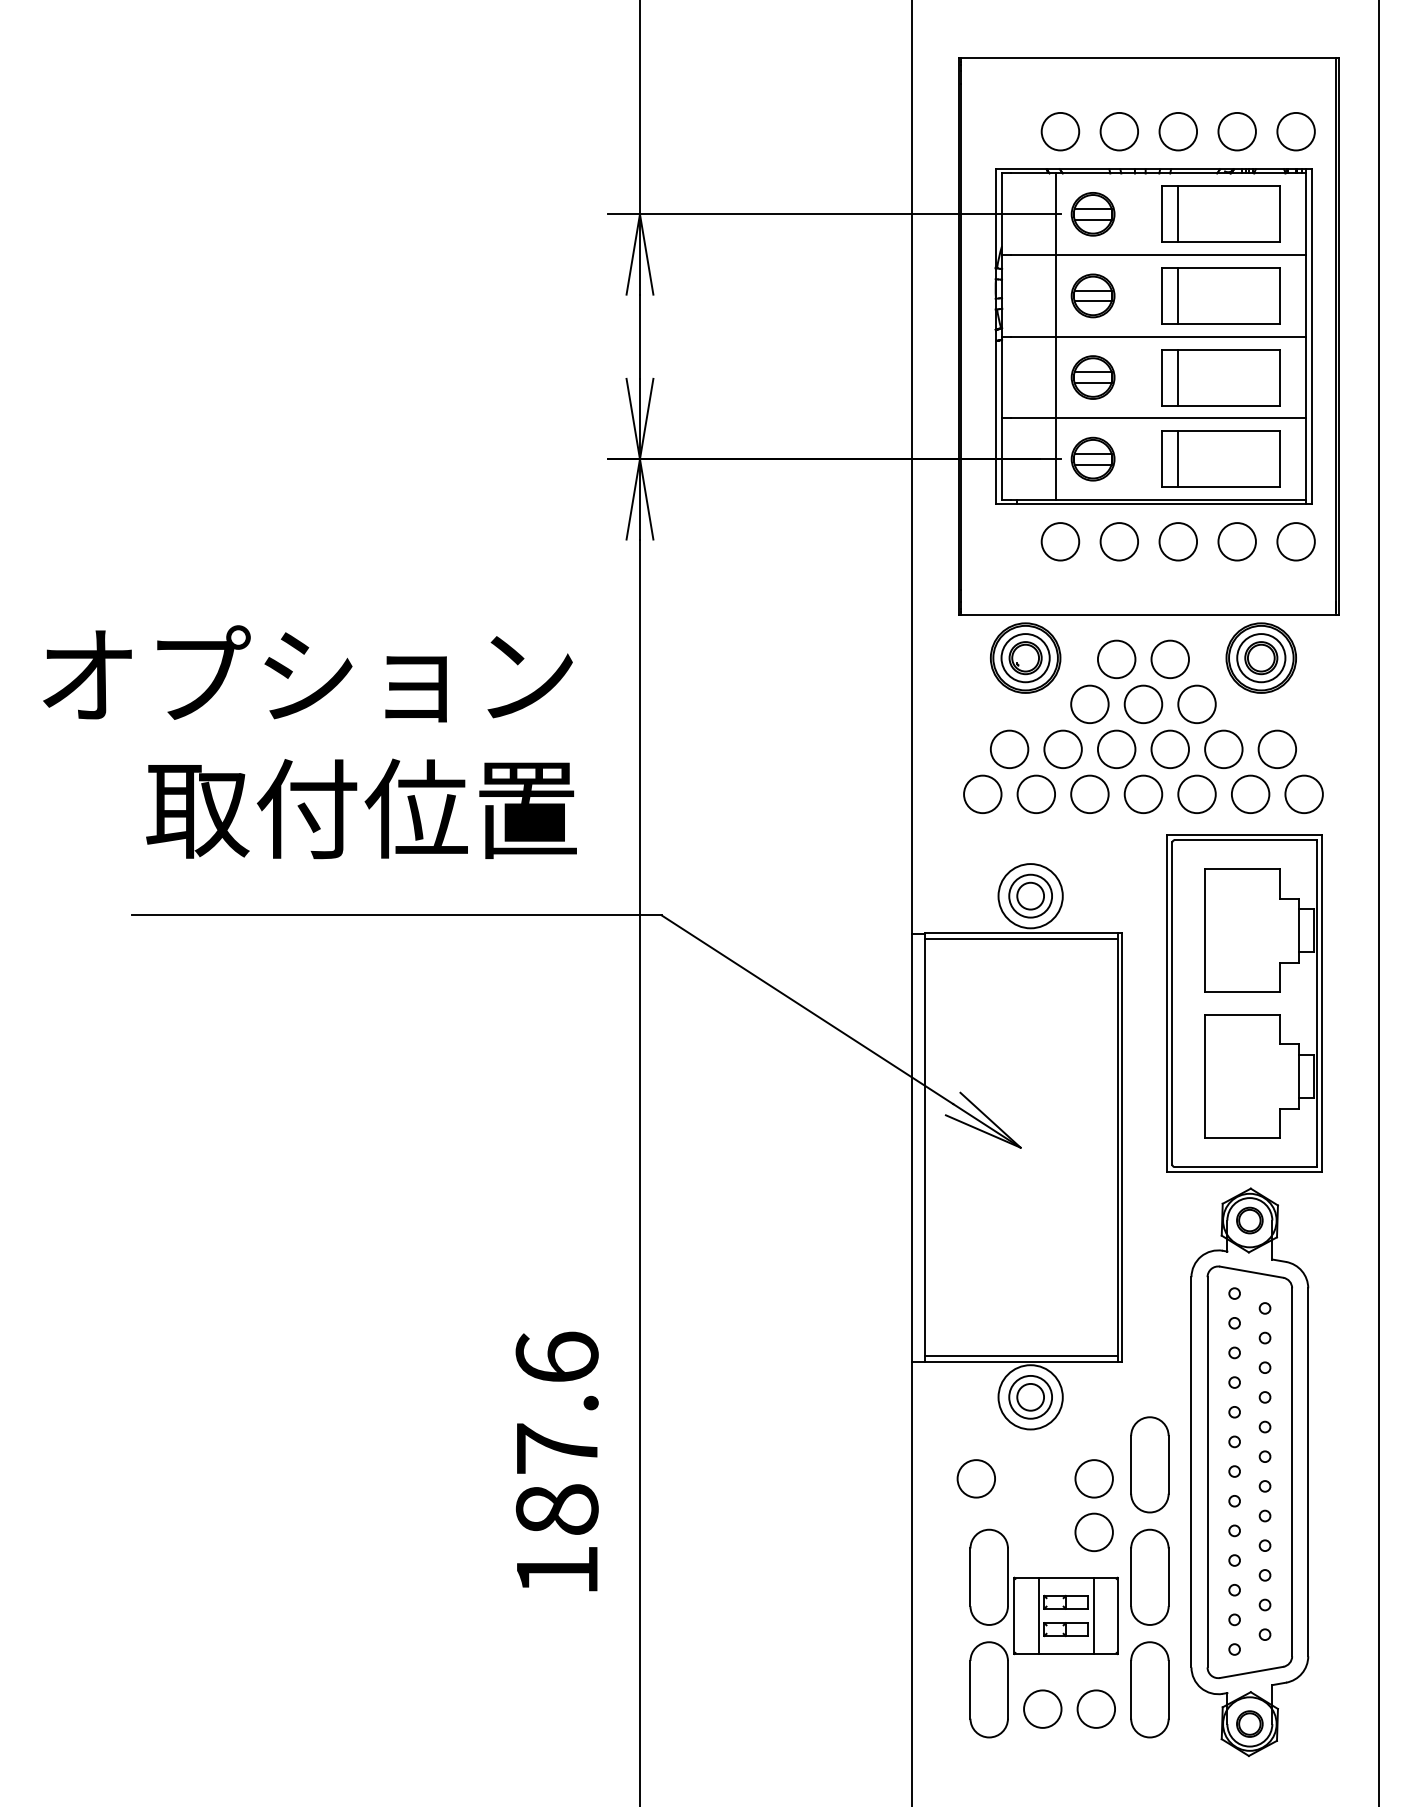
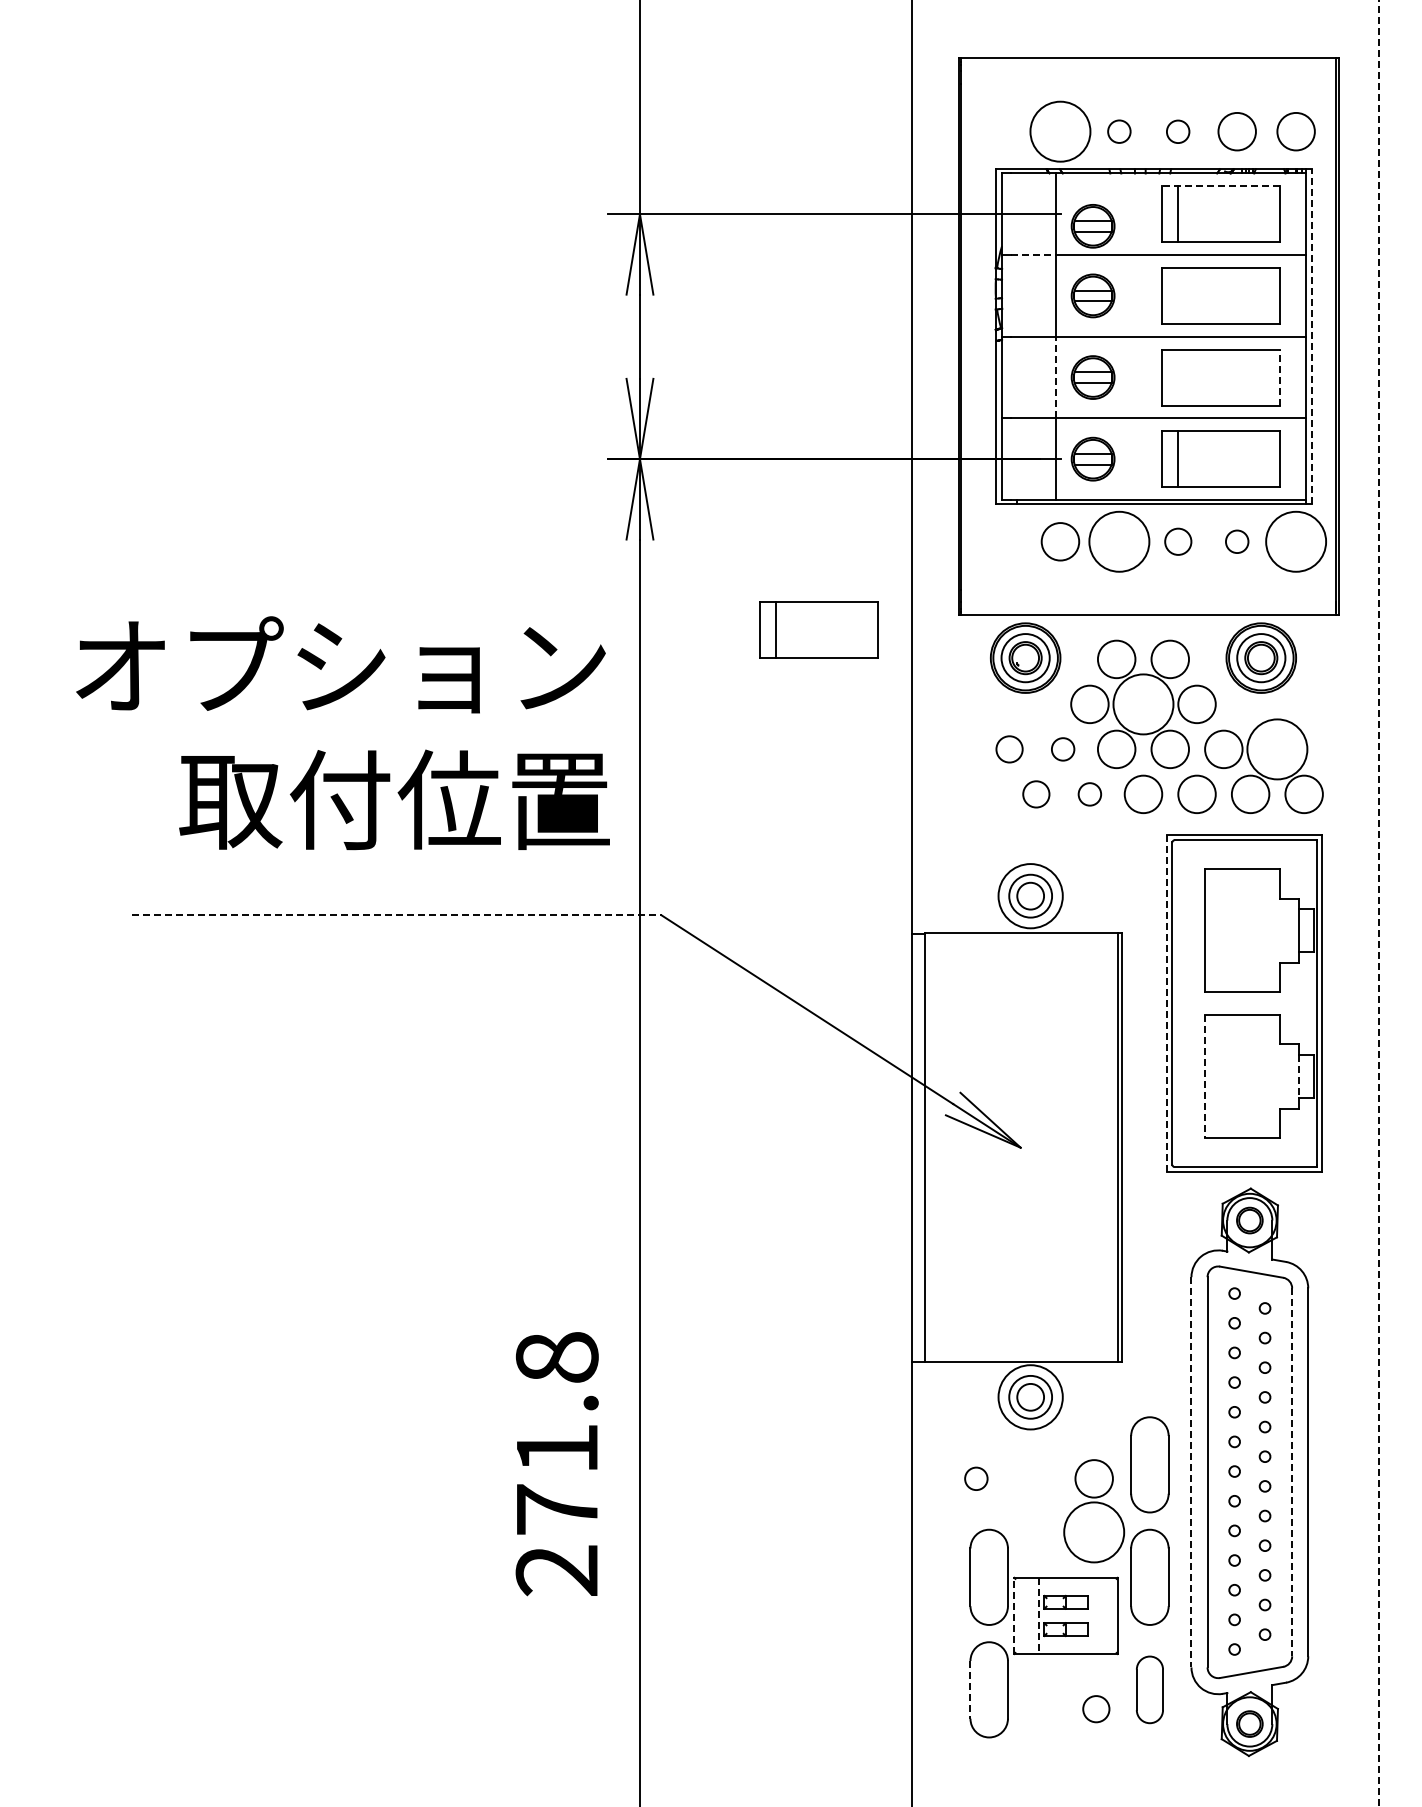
circle diameter: 37 px -> 60 px (1060, 131)
circle diameter: 37 px -> 22 px (1119, 131)
circle size: 40x40 px -> 25x25 px (1178, 131)
line: solid -> dashed (1220, 186)
part position: (1092, 214) -> (1092, 226) (1092, 226)
line: solid -> dashed (1033, 255)
line: present -> none (1177, 295)
line: solid -> dashed (1311, 336)
line: solid -> dashed (1055, 377)
line: present -> none (1177, 377)
line: solid -> dashed (1279, 377)
circle diameter: 37 px -> 60 px (1119, 541)
circle diameter: 37 px -> 26 px (1178, 541)
circle diameter: 37 px -> 22 px (1236, 541)
circle diameter: 37 px -> 60 px (1296, 541)
part: none -> present (818, 629)
circle diameter: 37 px -> 60 px (1143, 704)
text position: (309, 742) -> (342, 733) (342, 733)
circle diameter: 37 px -> 26 px (1009, 749)
circle diameter: 37 px -> 22 px (1062, 749)
circle diameter: 37 px -> 60 px (1277, 749)
circle: present -> none (982, 793)
circle diameter: 37 px -> 26 px (1036, 794)
circle diameter: 37 px -> 22 px (1089, 794)
line: solid -> dashed (1379, 903)
line: solid -> dashed (397, 915)
line: present -> none (1020, 938)
line: solid -> dashed (1167, 1003)
line: solid -> dashed (1204, 1076)
line: solid -> dashed (1298, 1076)
line: present -> none (1020, 1356)
text: 187.6 -> 271.8 (556, 1463)
line: solid -> dashed (1191, 1472)
line: solid -> dashed (1292, 1472)
circle diameter: 37 px -> 22 px (976, 1478)
circle diameter: 37 px -> 60 px (1094, 1532)
line: solid -> dashed (1014, 1615)
line: present -> none (1094, 1615)
line: solid -> dashed (1038, 1616)
line: solid -> dashed (970, 1689)
part size: 40x98 px -> 28x70 px (1149, 1689)
circle: present -> none (1042, 1708)
circle diameter: 37 px -> 26 px (1096, 1709)
